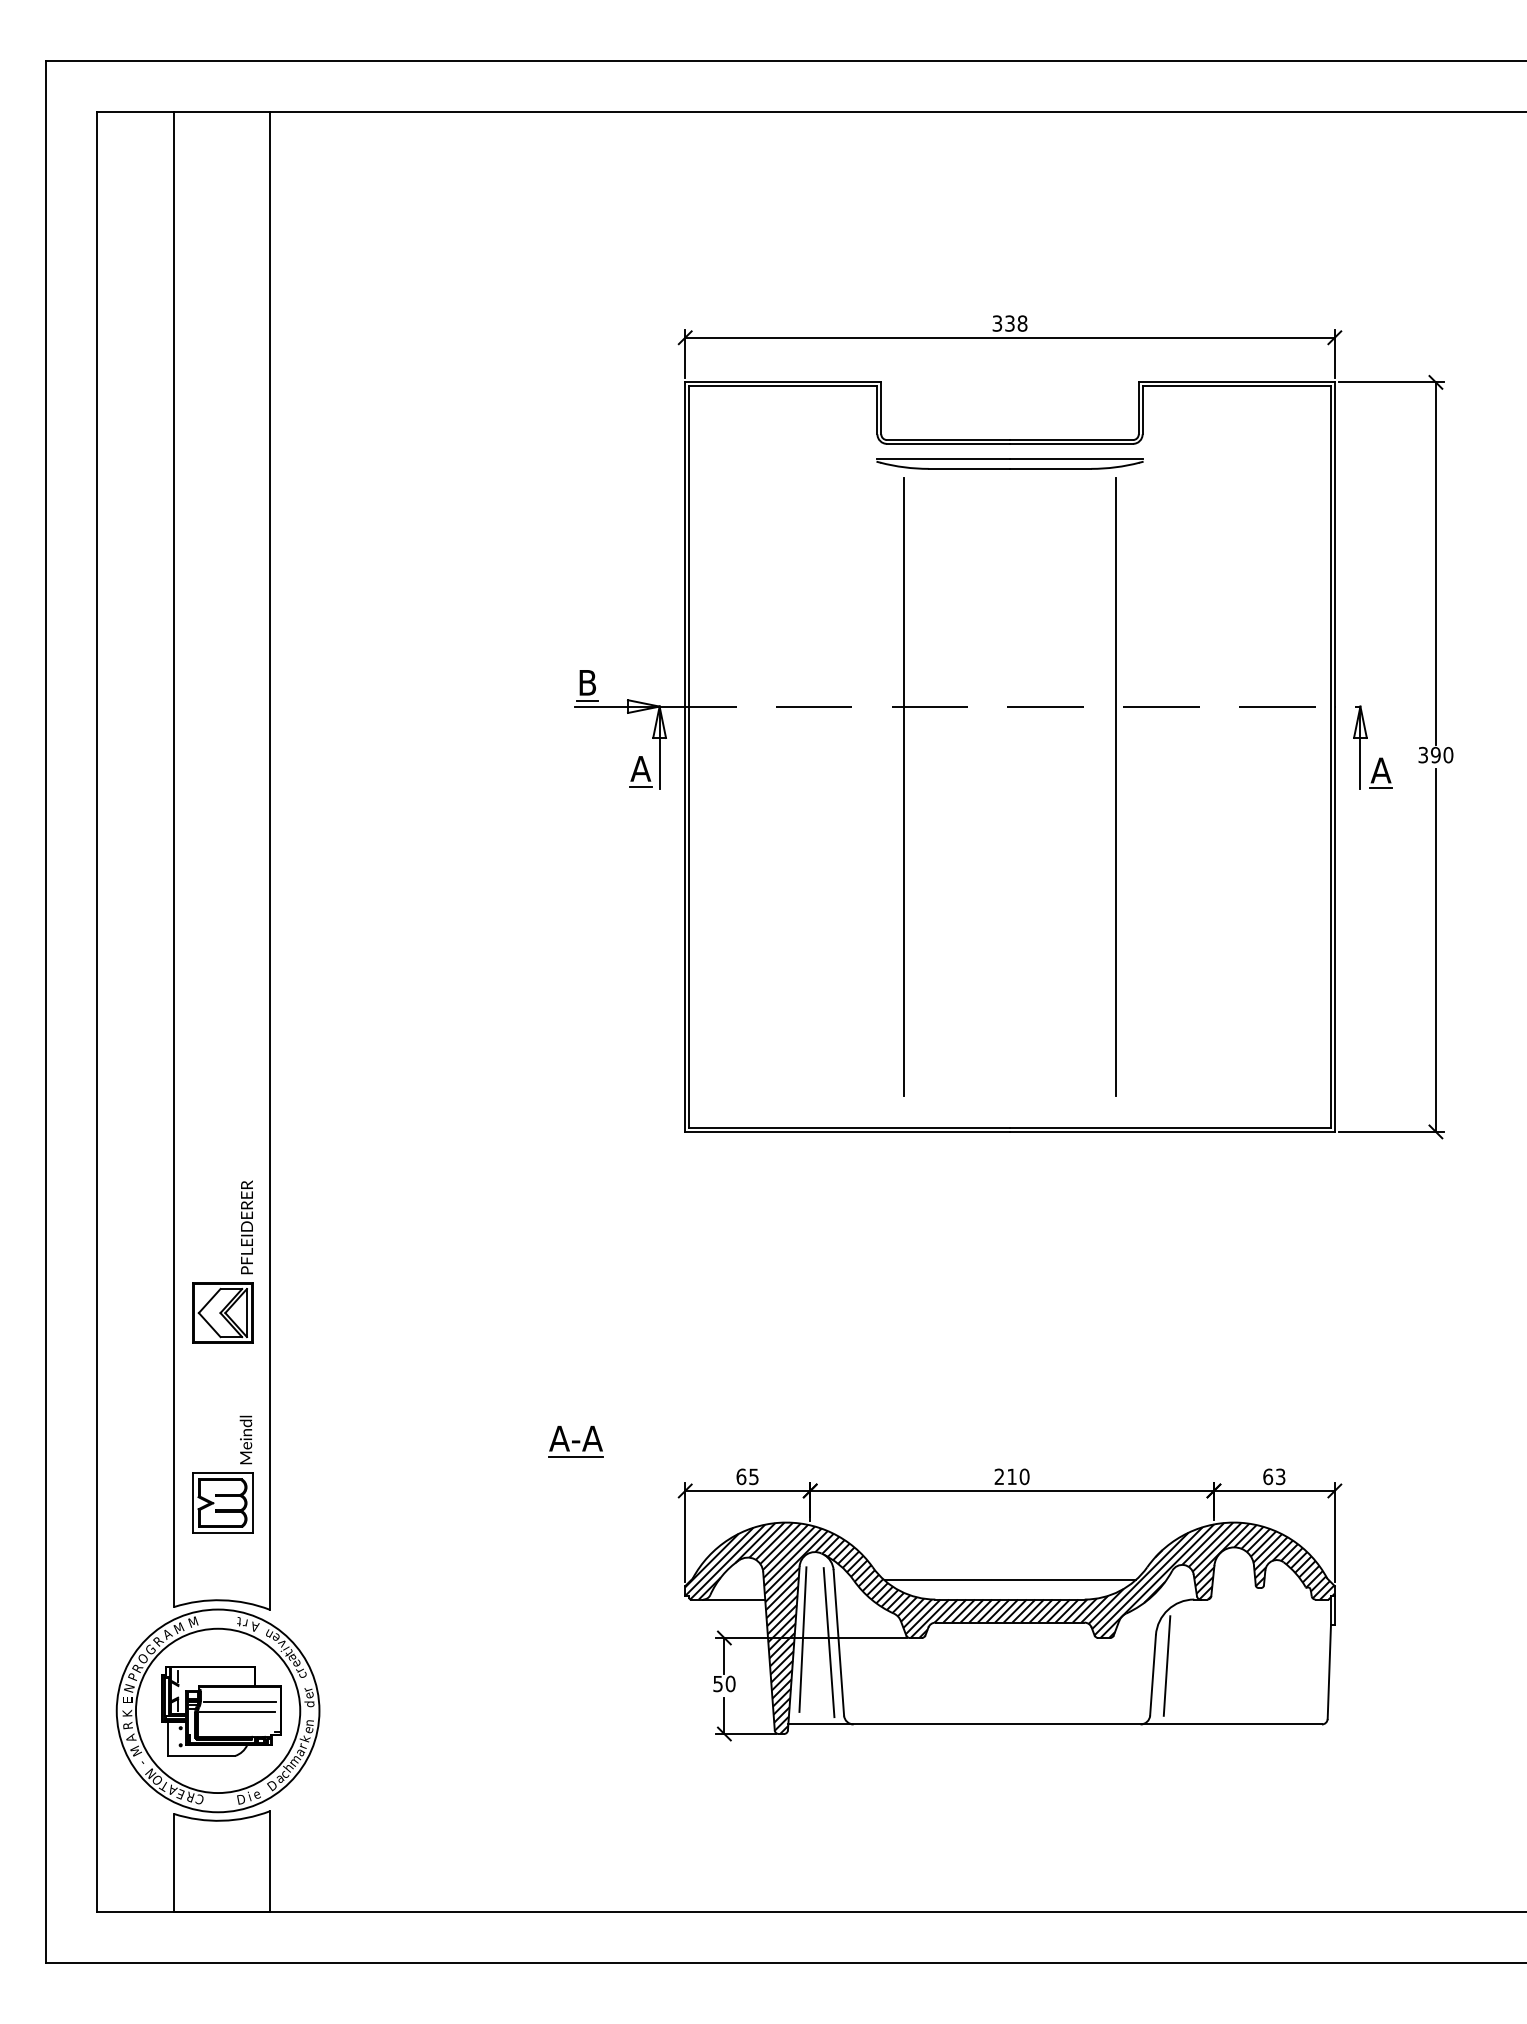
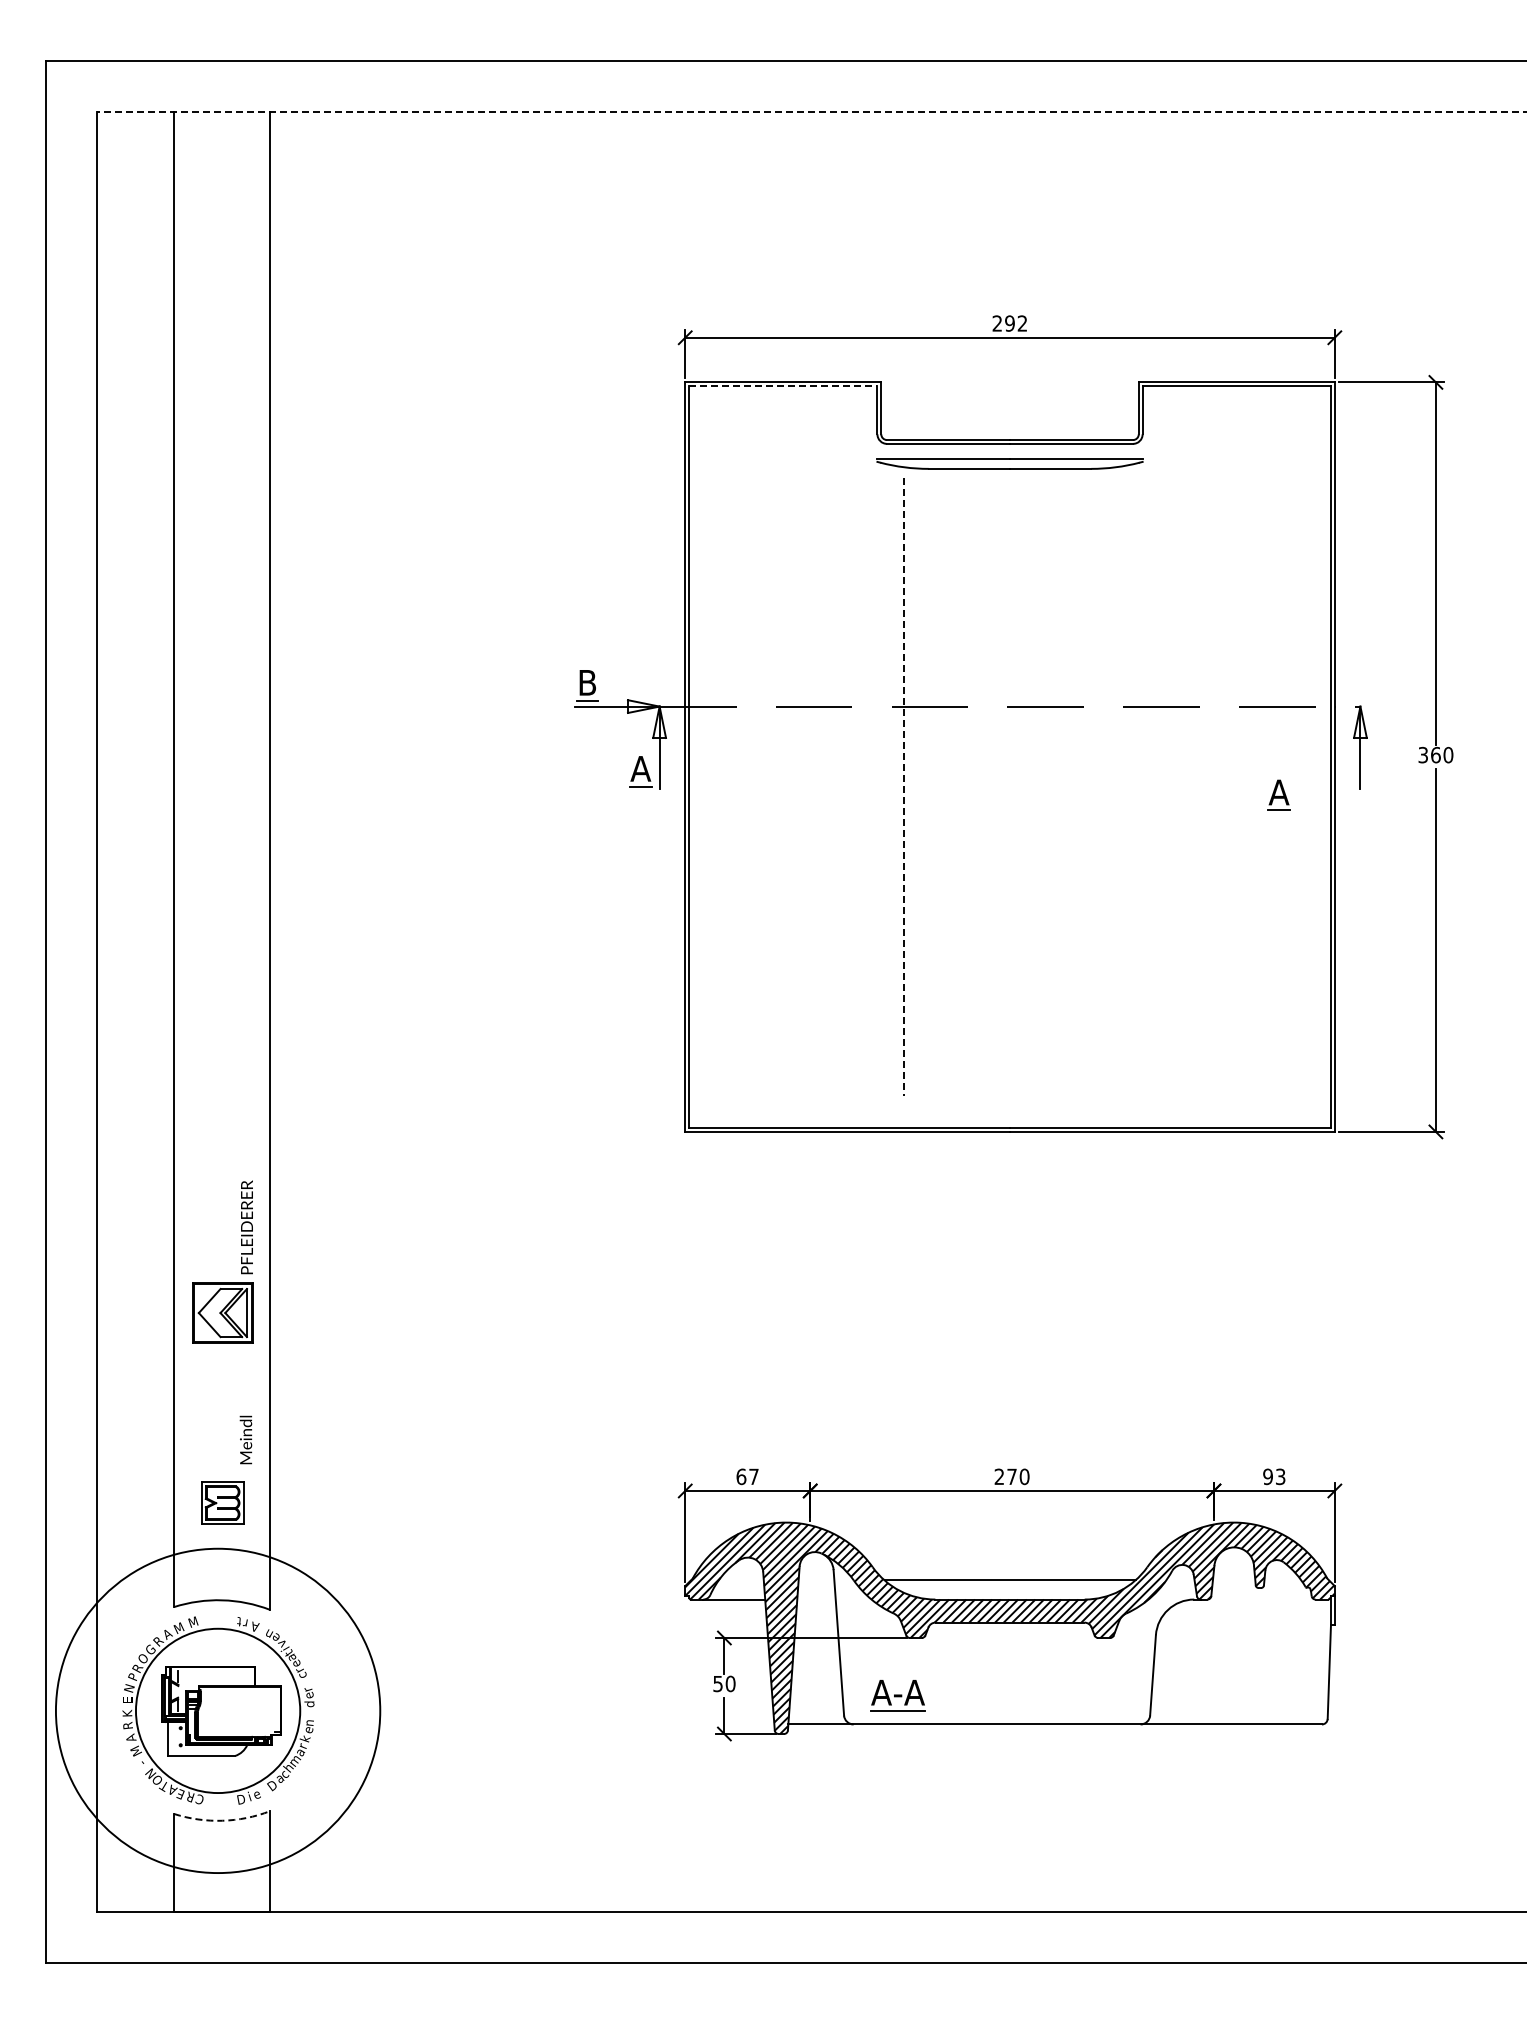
line: solid -> dashed (811, 111)
text: 338 -> 292 (1009, 323)
line: solid -> dashed (783, 386)
text: 390 -> 360 (1435, 754)
part position: (1380, 772) -> (1278, 794) (1278, 794)
line: present -> none (1115, 786)
line: solid -> dashed (904, 787)
part position: (575, 1441) -> (897, 1695) (897, 1695)
text: 210 -> 270 (1011, 1476)
text: 63 -> 93 (1268, 1476)
text: 65 -> 67 (753, 1477)
part size: 62x62 px -> 44x44 px (222, 1502)
line: present -> none (802, 1639)
line: present -> none (828, 1642)
line: present -> none (1166, 1665)
line: present -> none (239, 1702)
circle diameter: 203 px -> 324 px (217, 1710)
line: present -> none (237, 1711)
arc: solid -> dashed (222, 1820)
